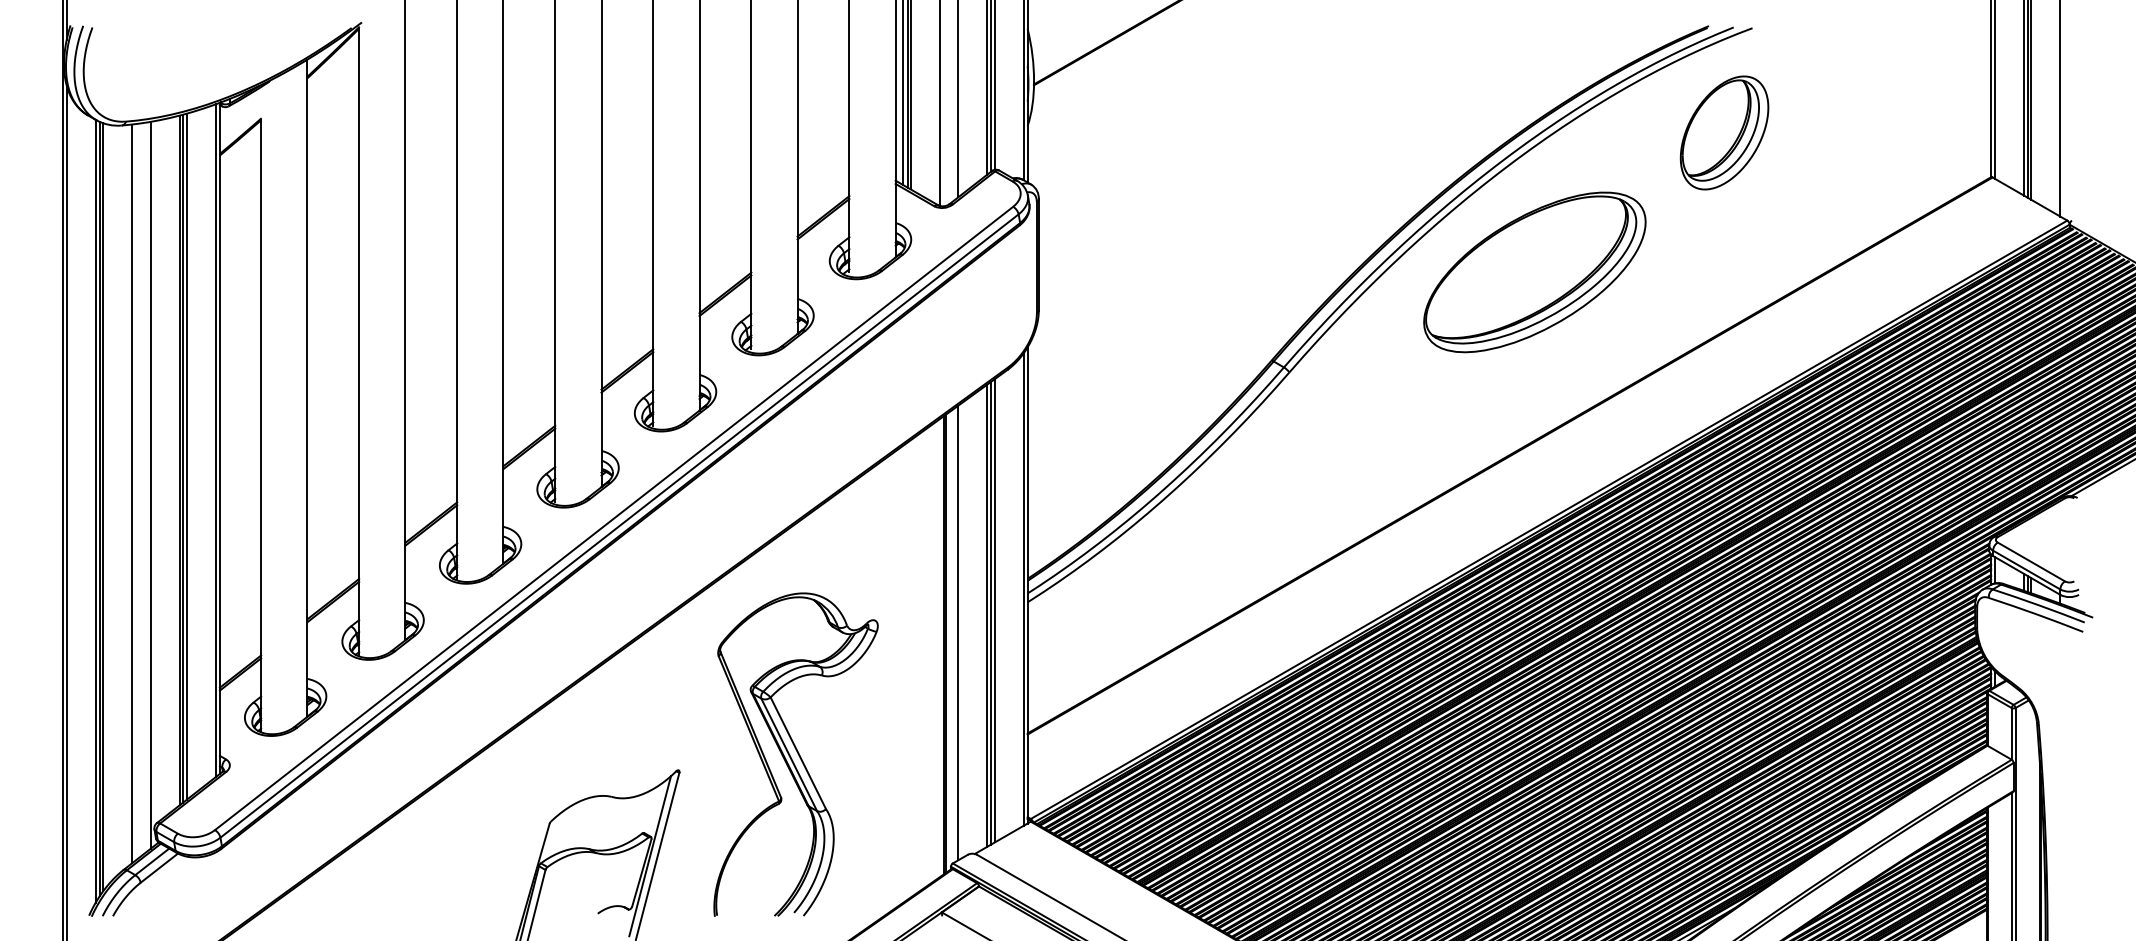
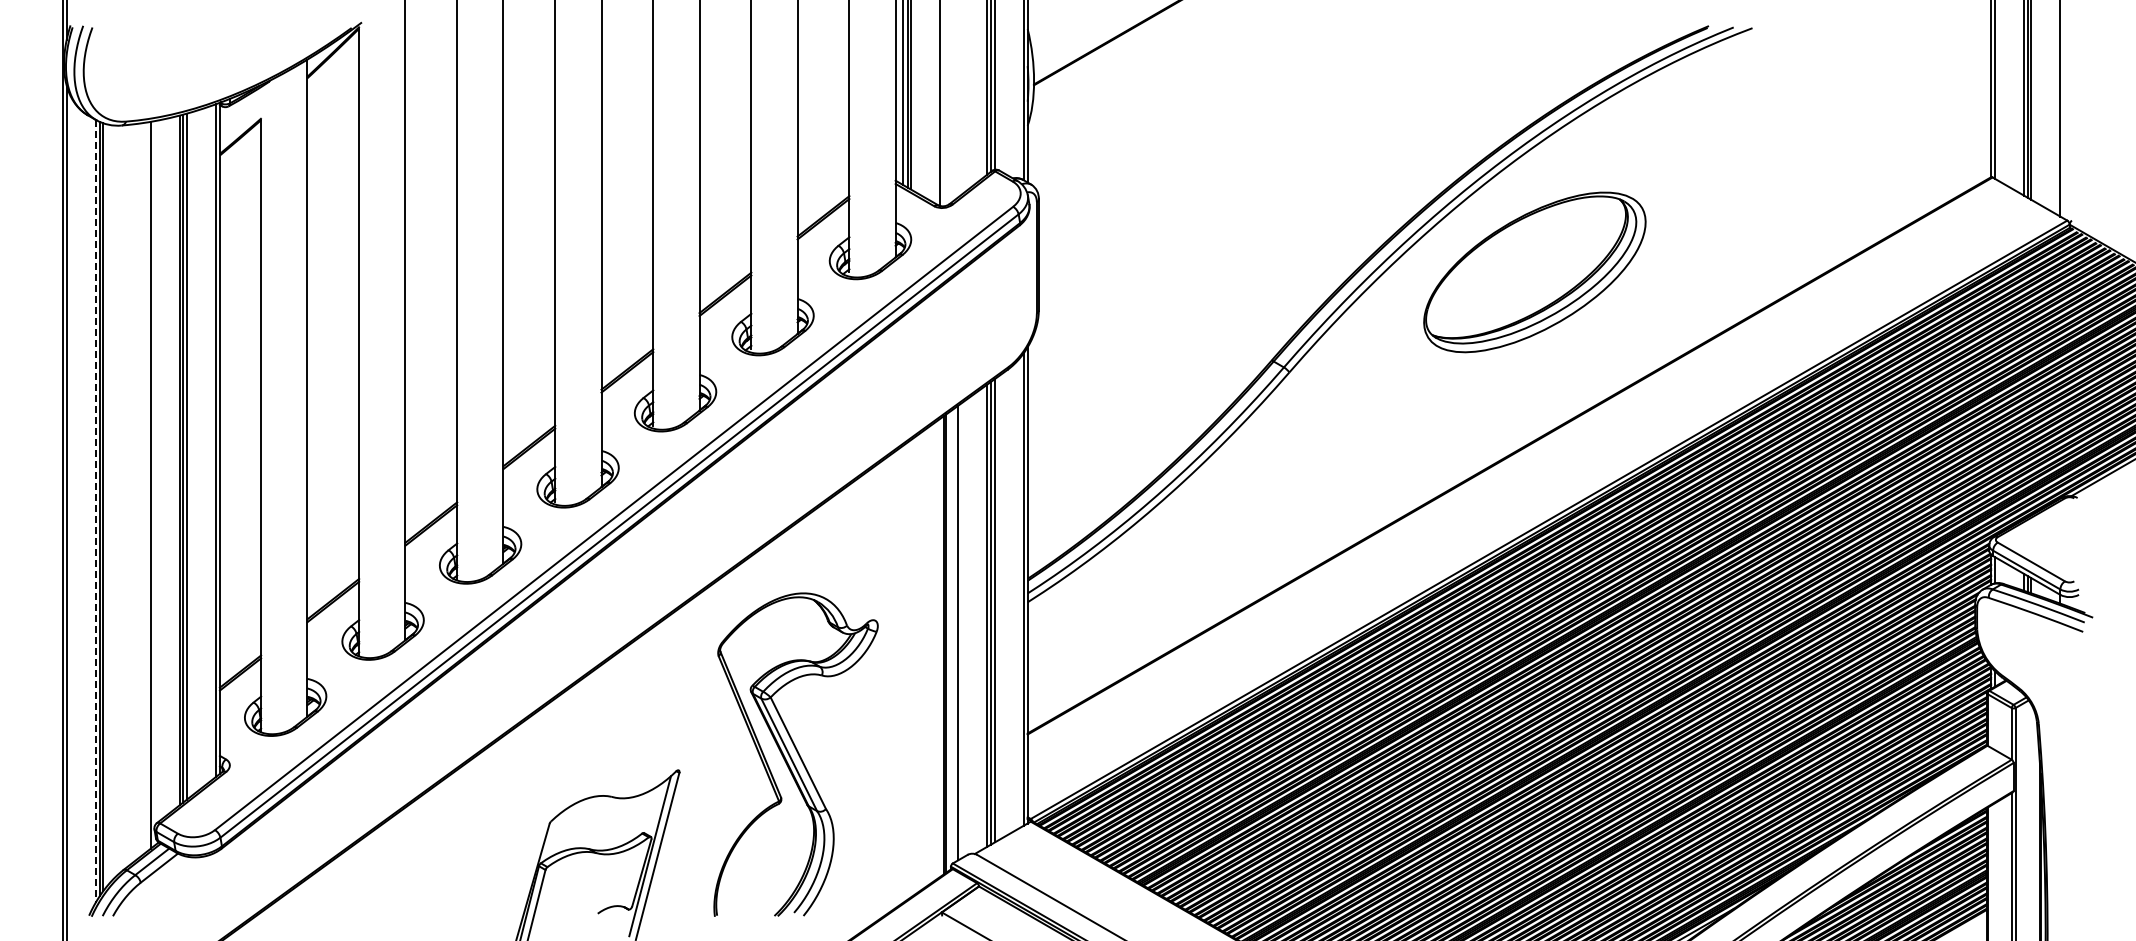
line: present -> none (958, 99)
part: present -> none (1724, 132)
line: present -> none (132, 493)
line: solid -> dashed (95, 511)
